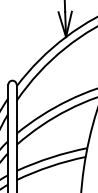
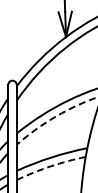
arc: solid -> dashed (54, 117)
arc: solid -> dashed (50, 166)
